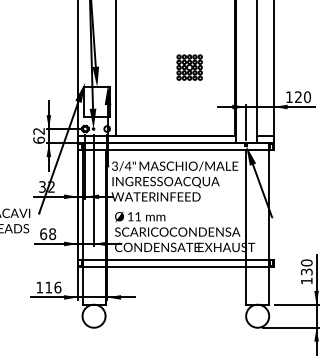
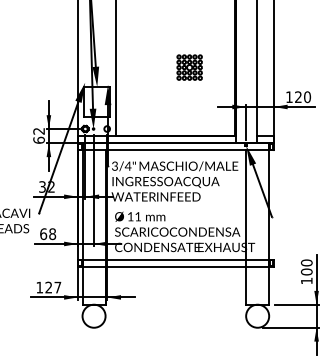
text: 130 -> 100 (306, 271)
text: 116 -> 127 (53, 287)
